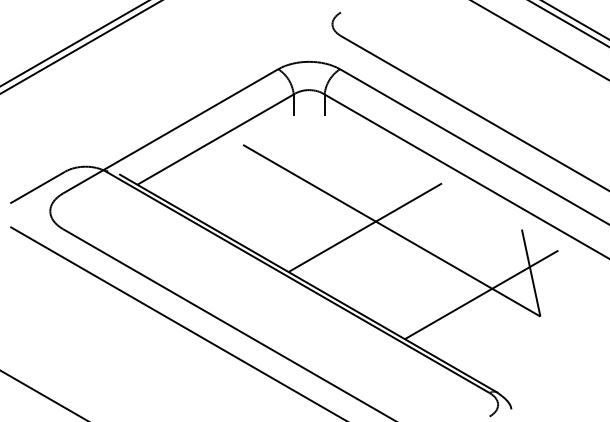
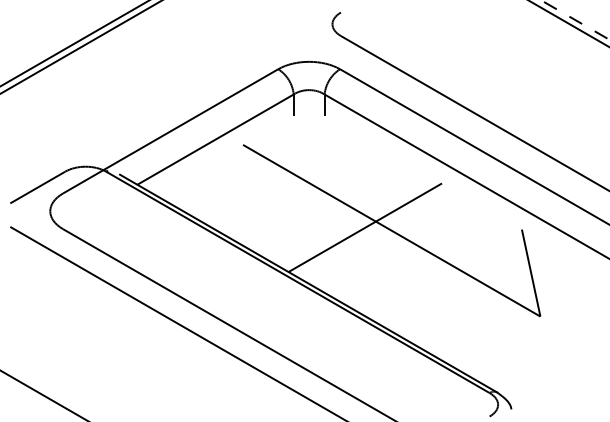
line: solid -> dashed (575, 20)
line: present -> none (540, 40)
line: present -> none (481, 294)
